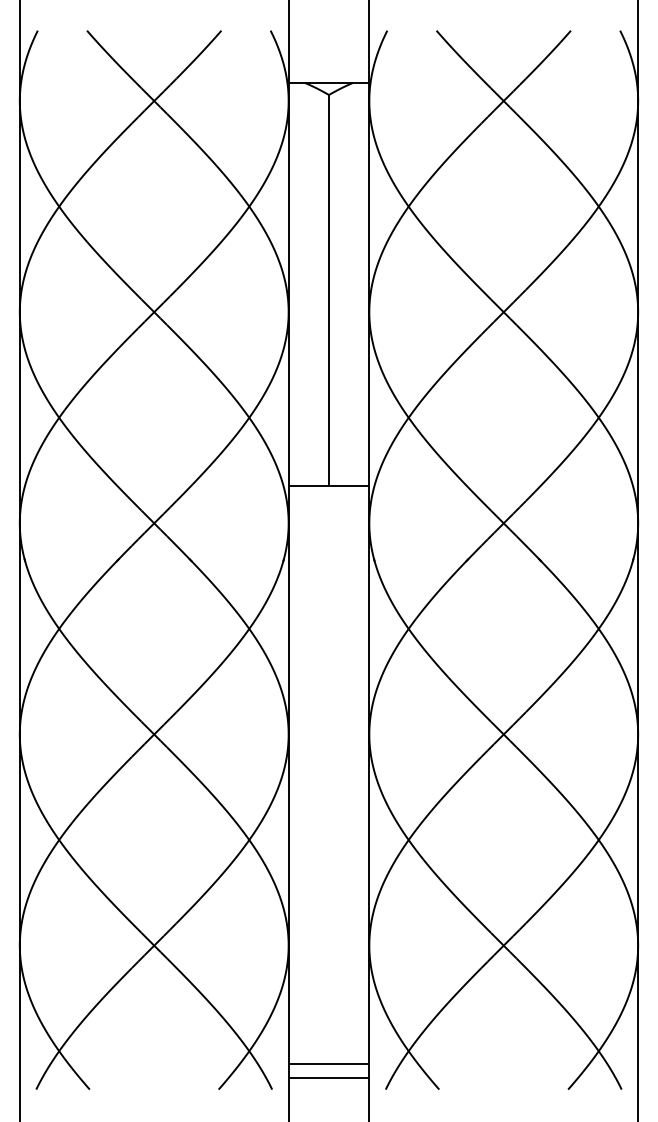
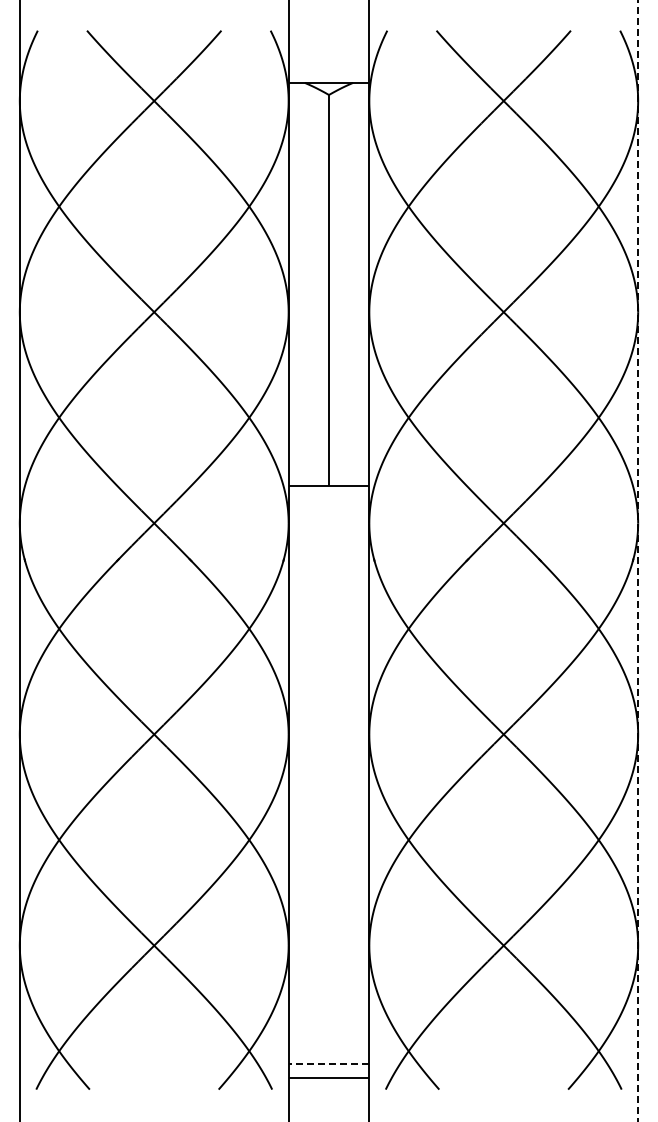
line: solid -> dashed (638, 561)
line: solid -> dashed (328, 1064)
